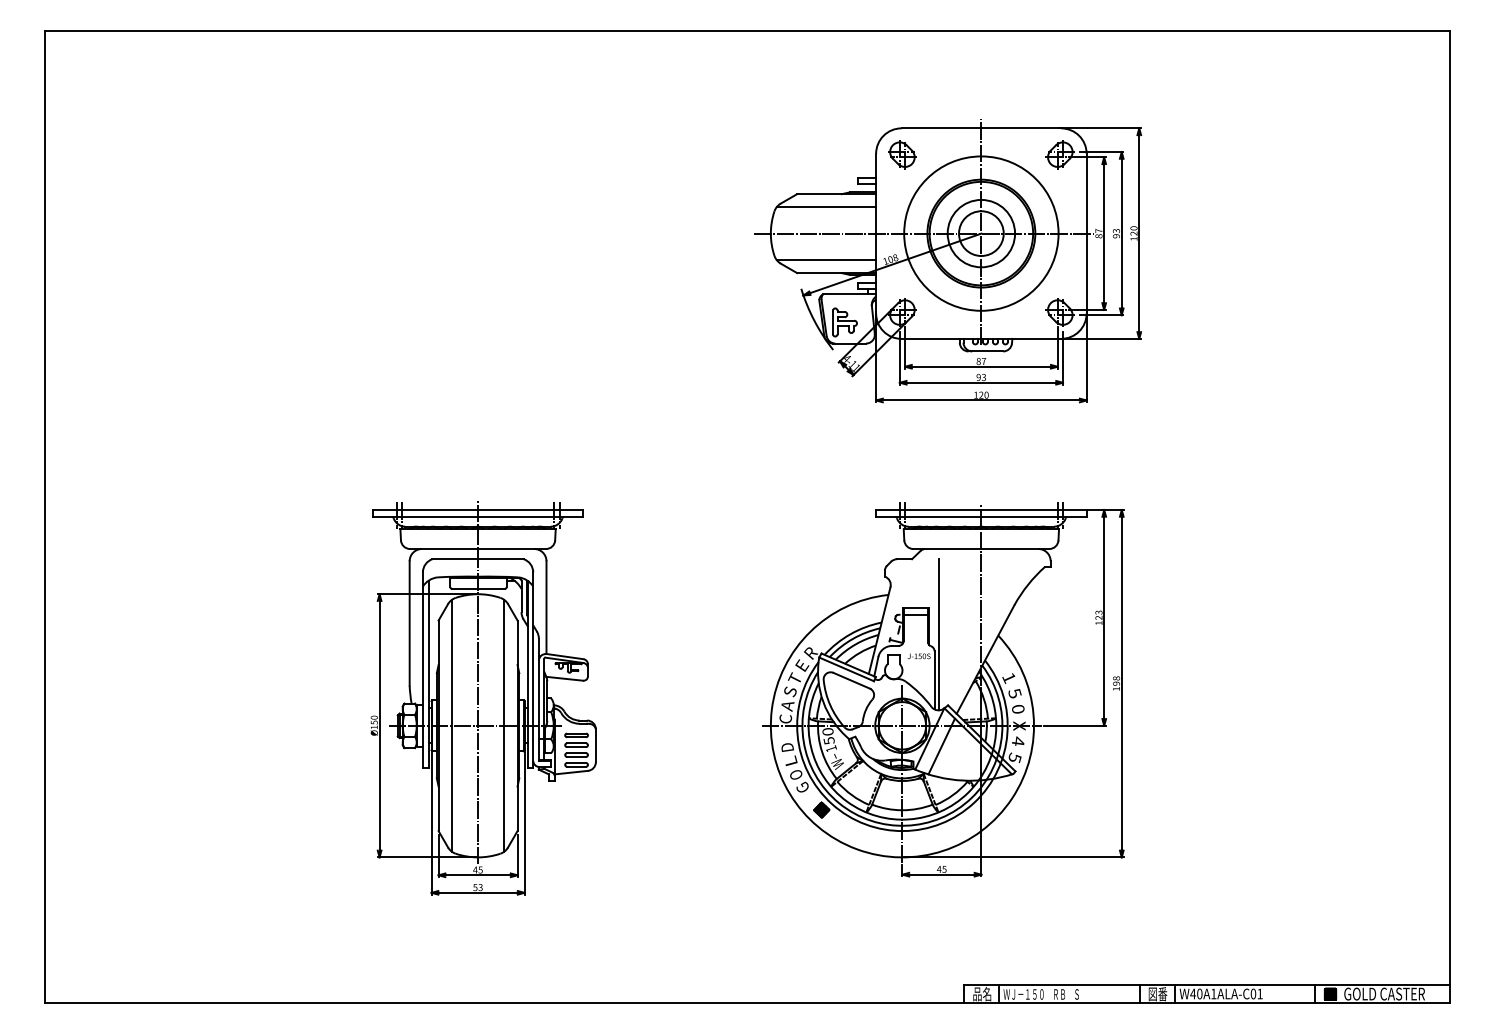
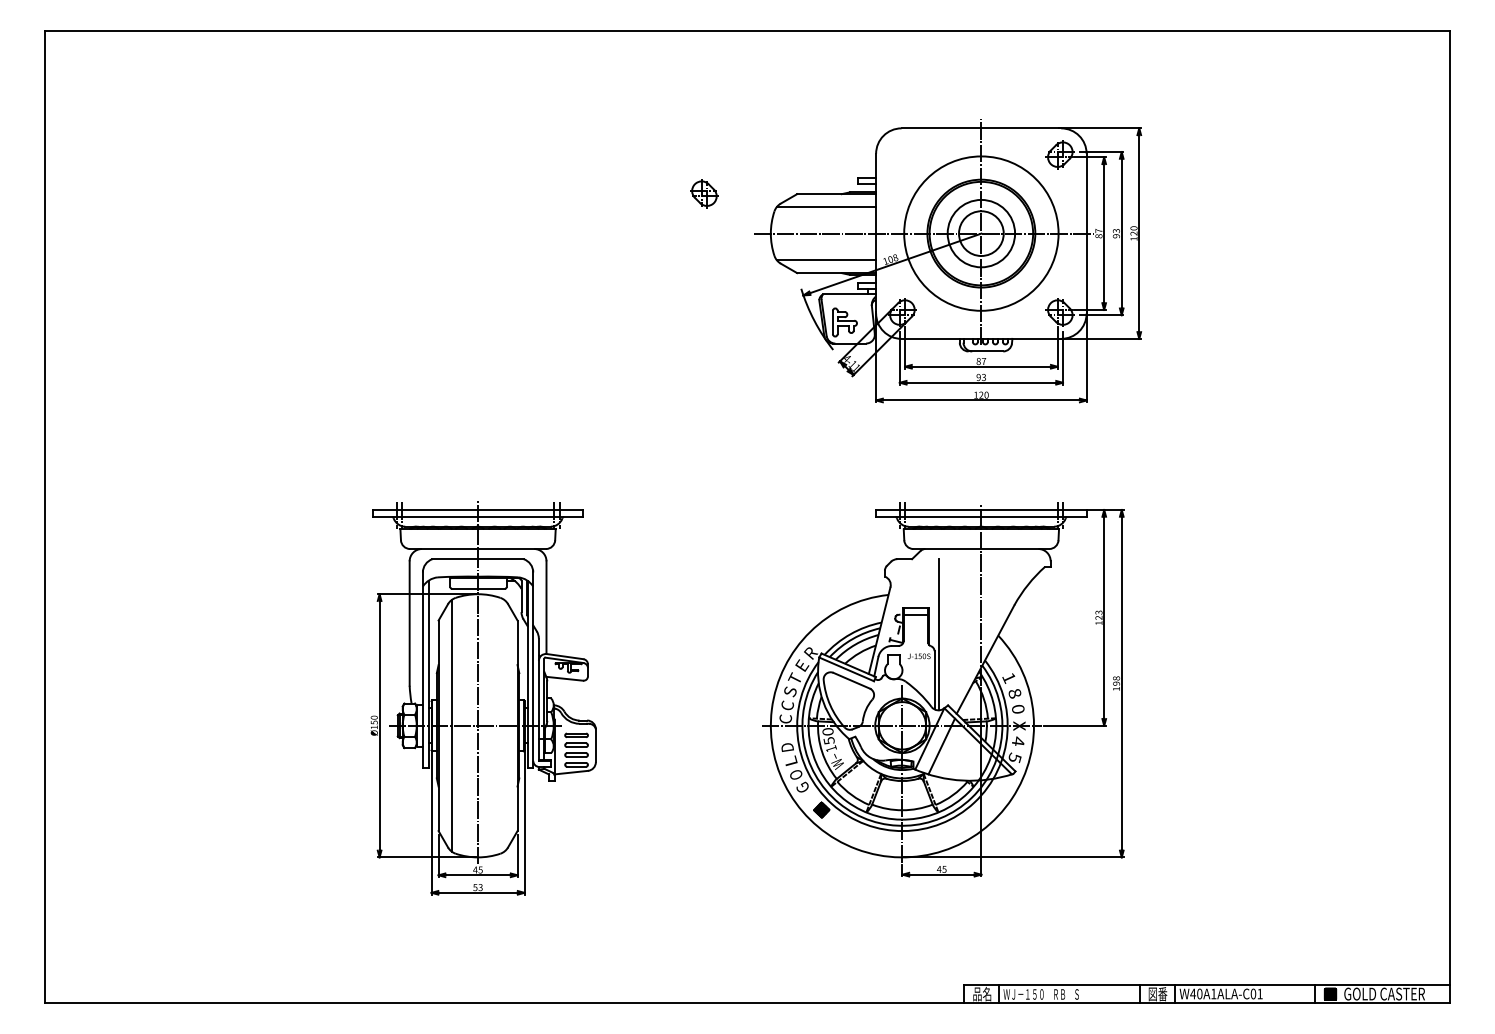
part position: (902, 154) -> (704, 193) (704, 193)
text: 5 -> 8 (1014, 693)
text: A -> C (787, 705)
line: present -> none (504, 725)
